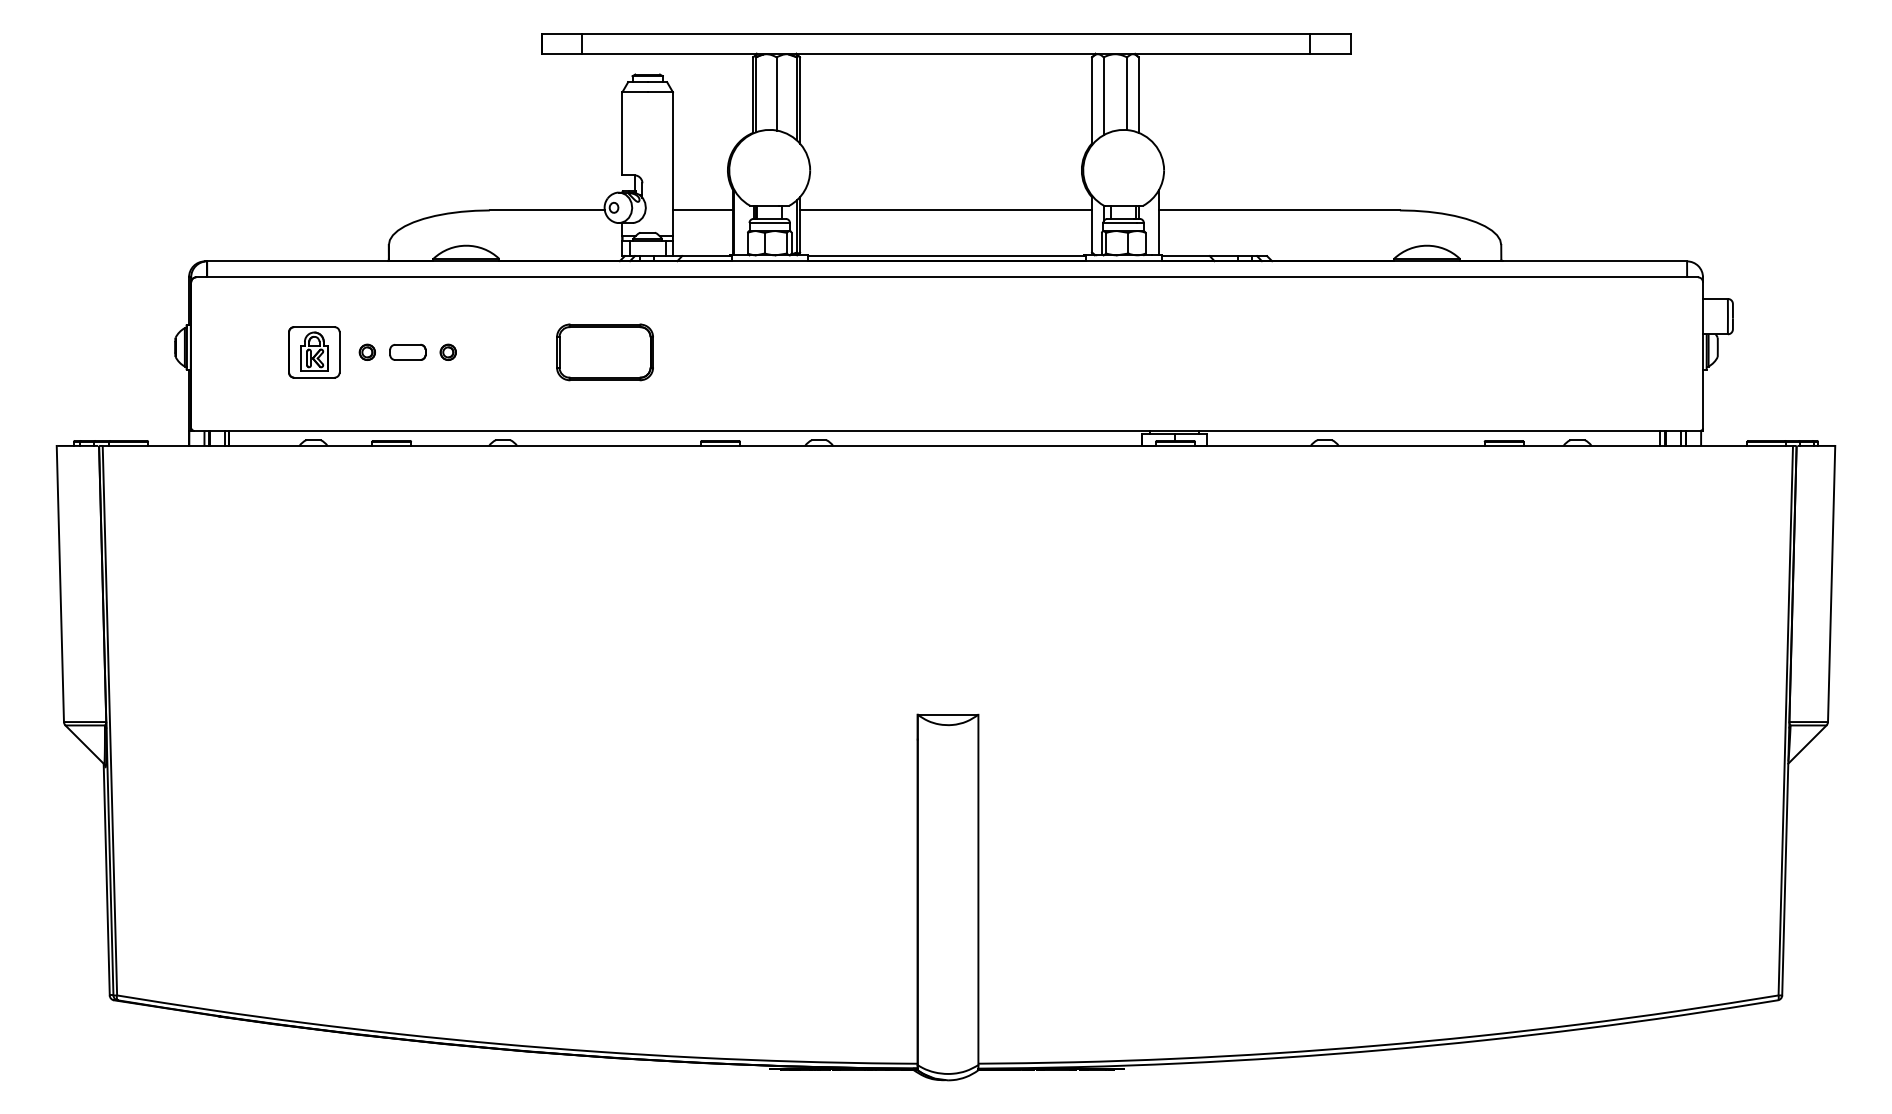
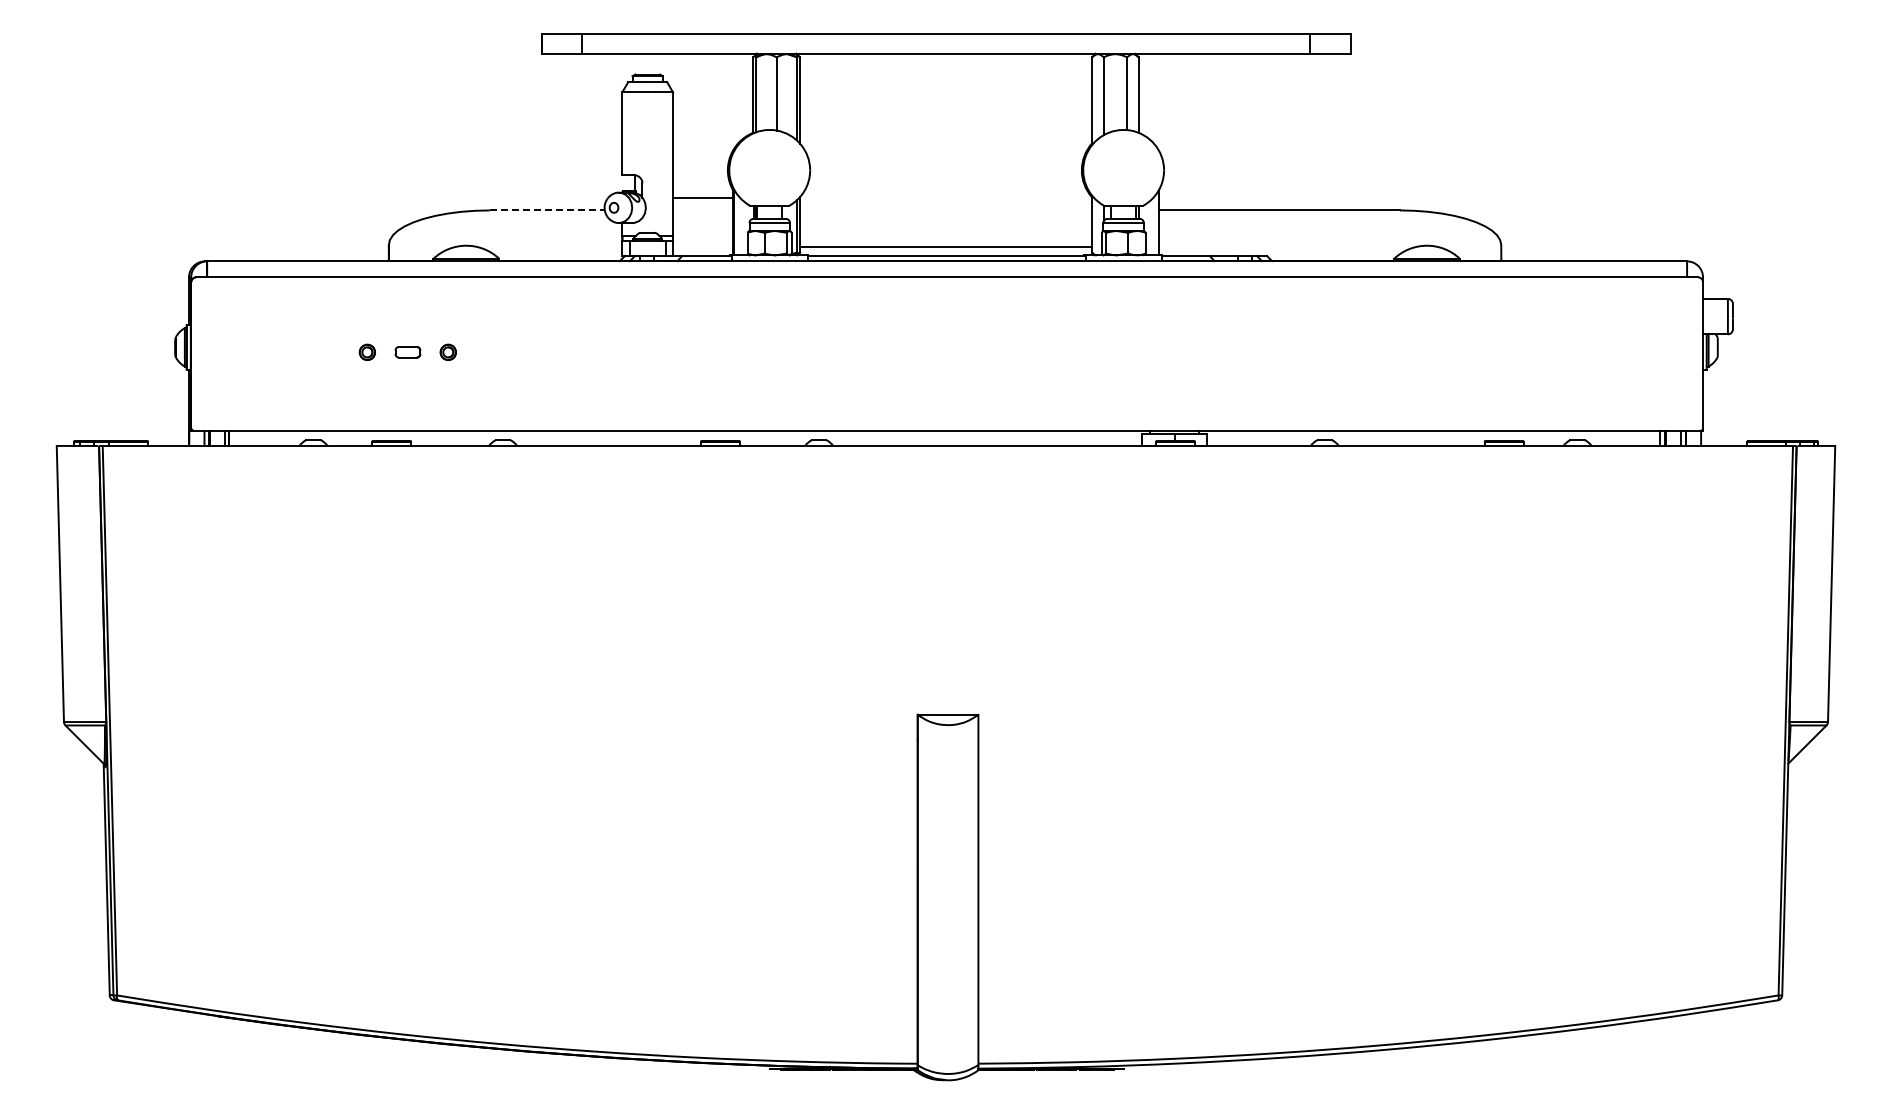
line: solid -> dashed (547, 210)
line position: (702, 210) -> (702, 198) (702, 198)
line position: (945, 210) -> (945, 247) (945, 247)
part size: 38x18 px -> 28x13 px (407, 352)
part: present -> none (314, 352)
part: present -> none (604, 352)
